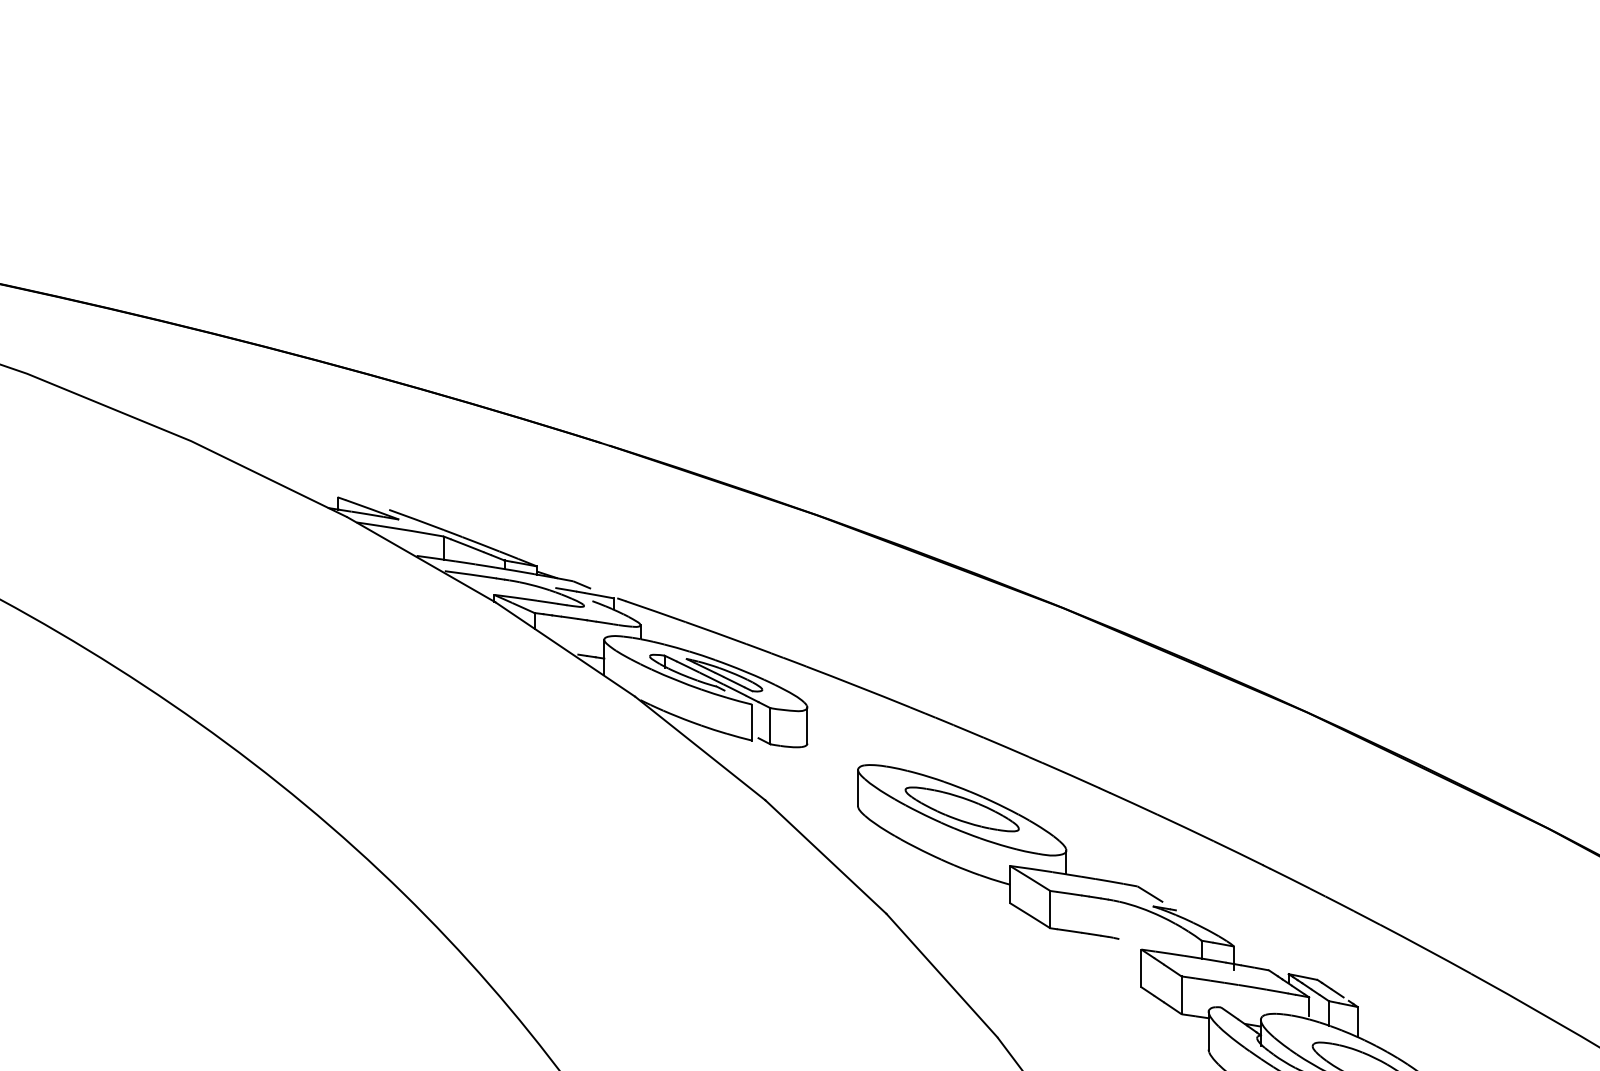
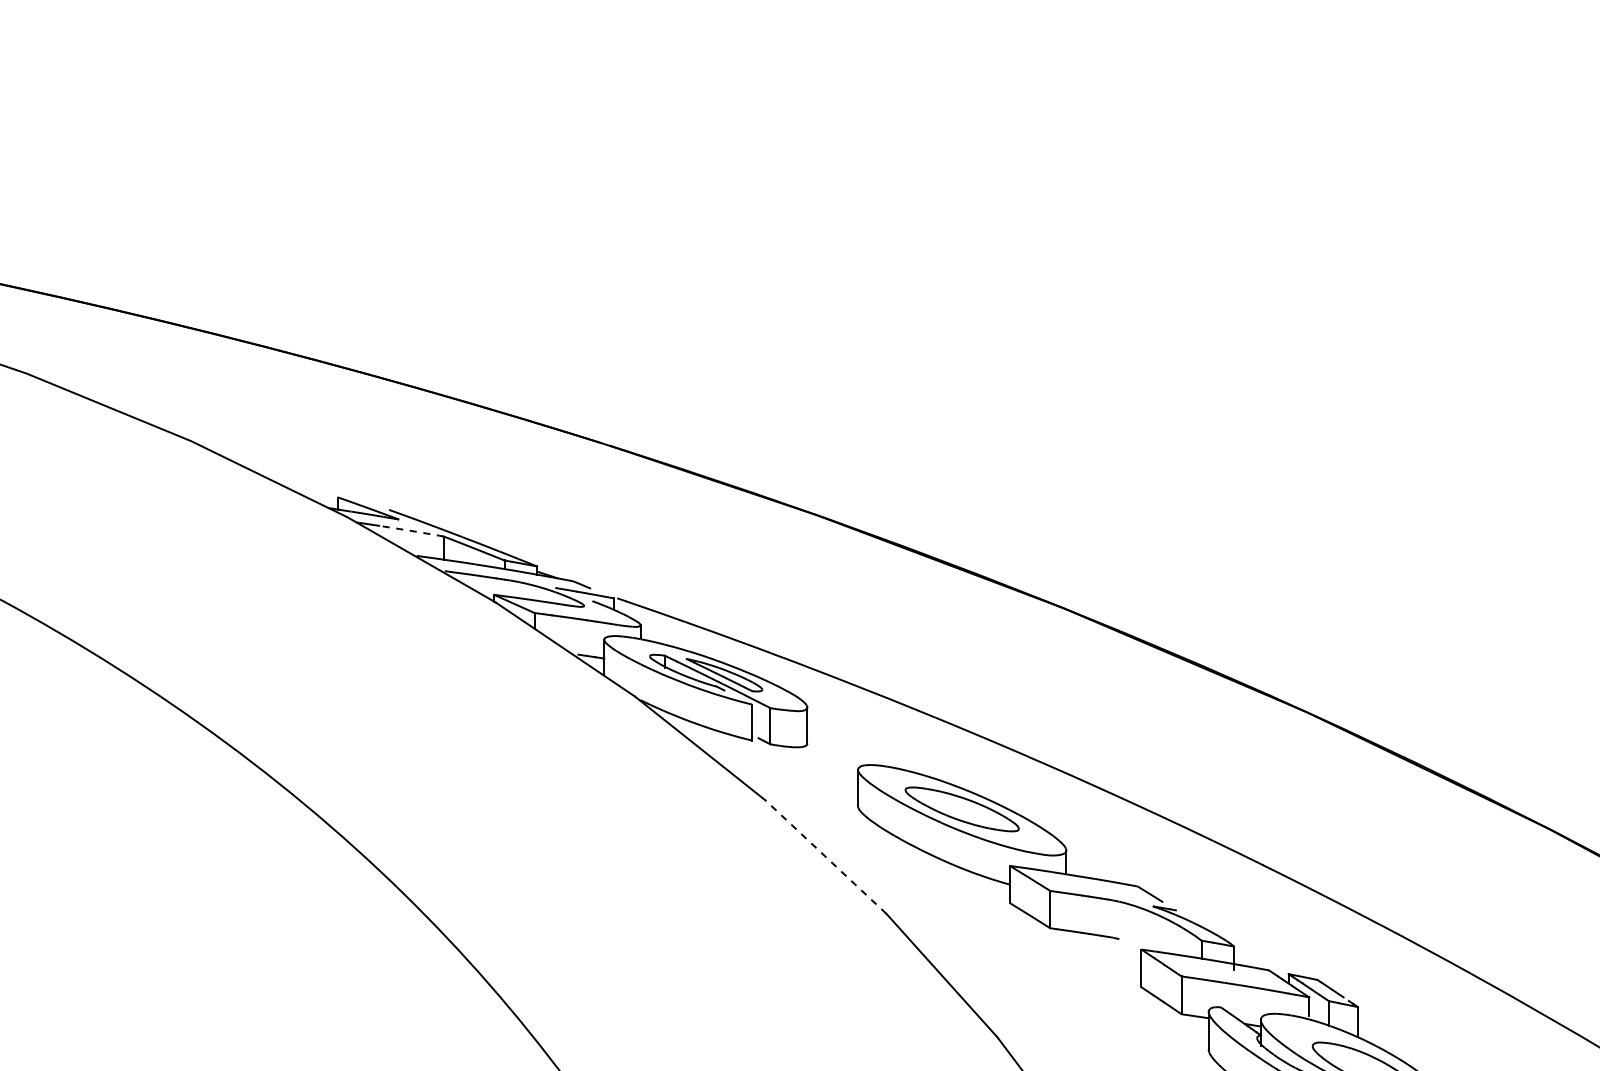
arc: solid -> dashed (411, 531)
line: solid -> dashed (825, 857)
